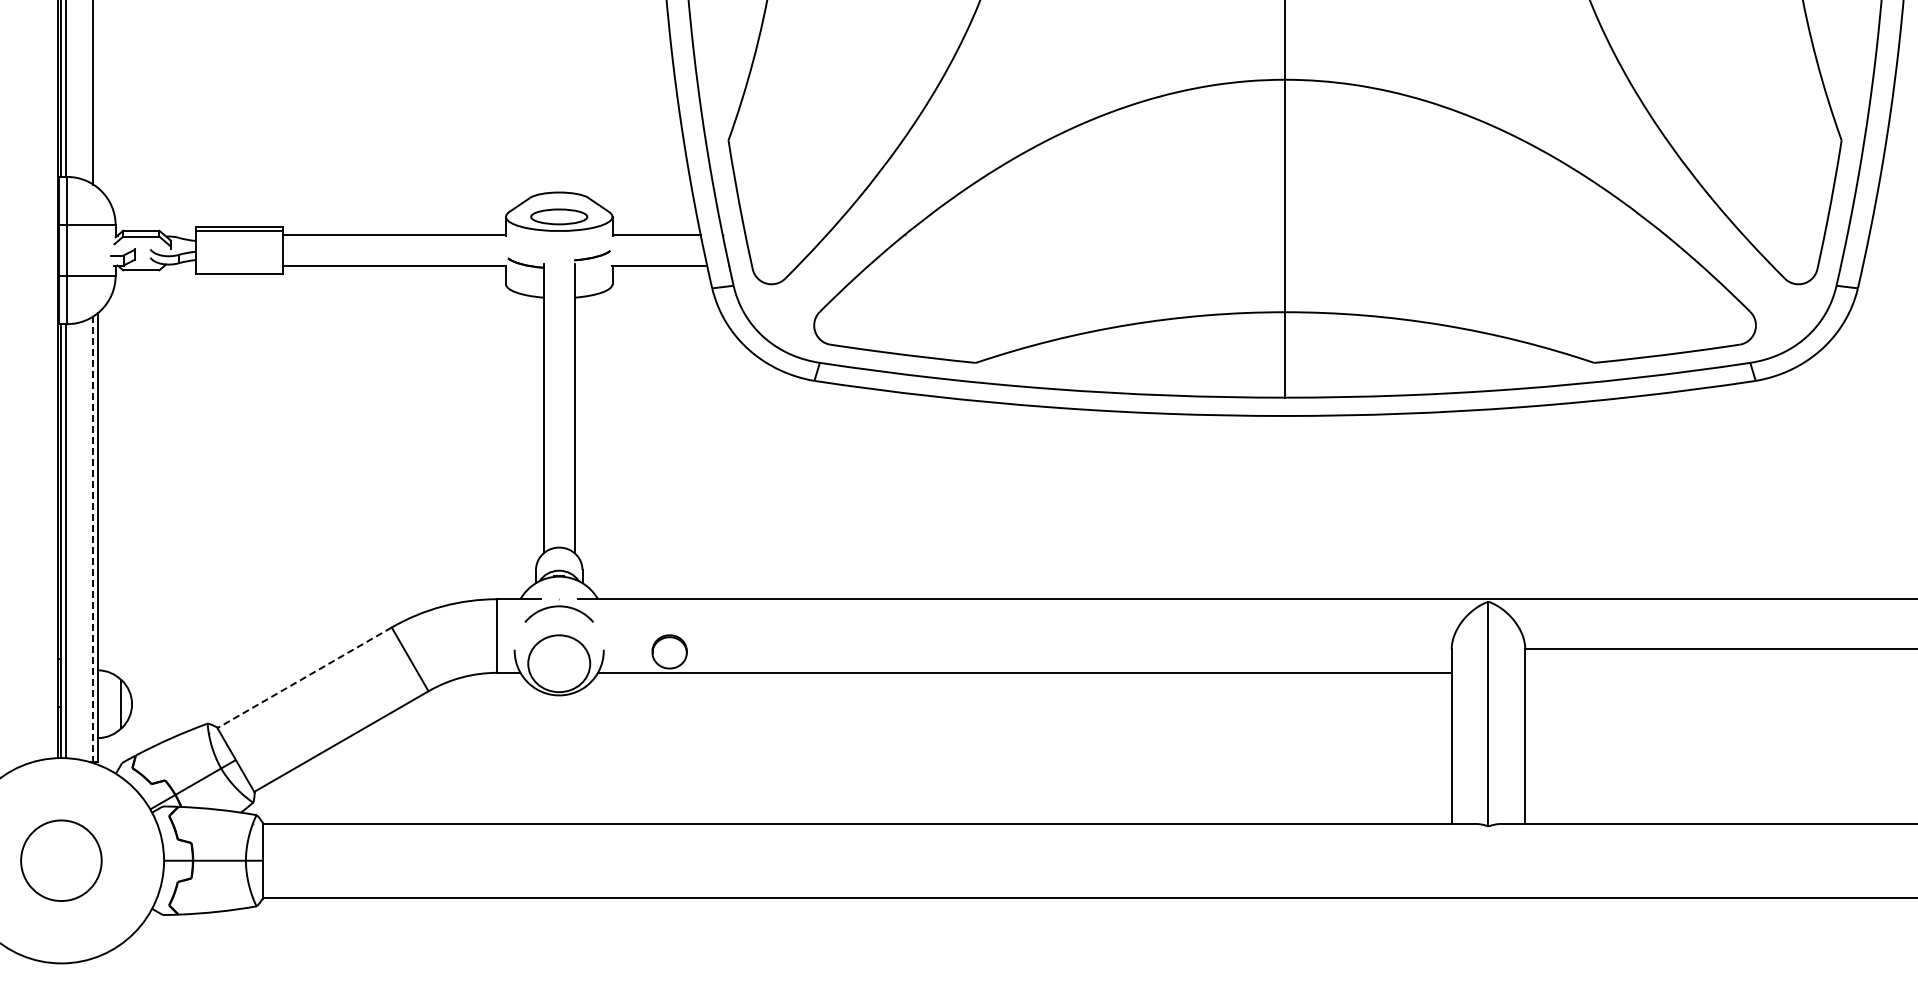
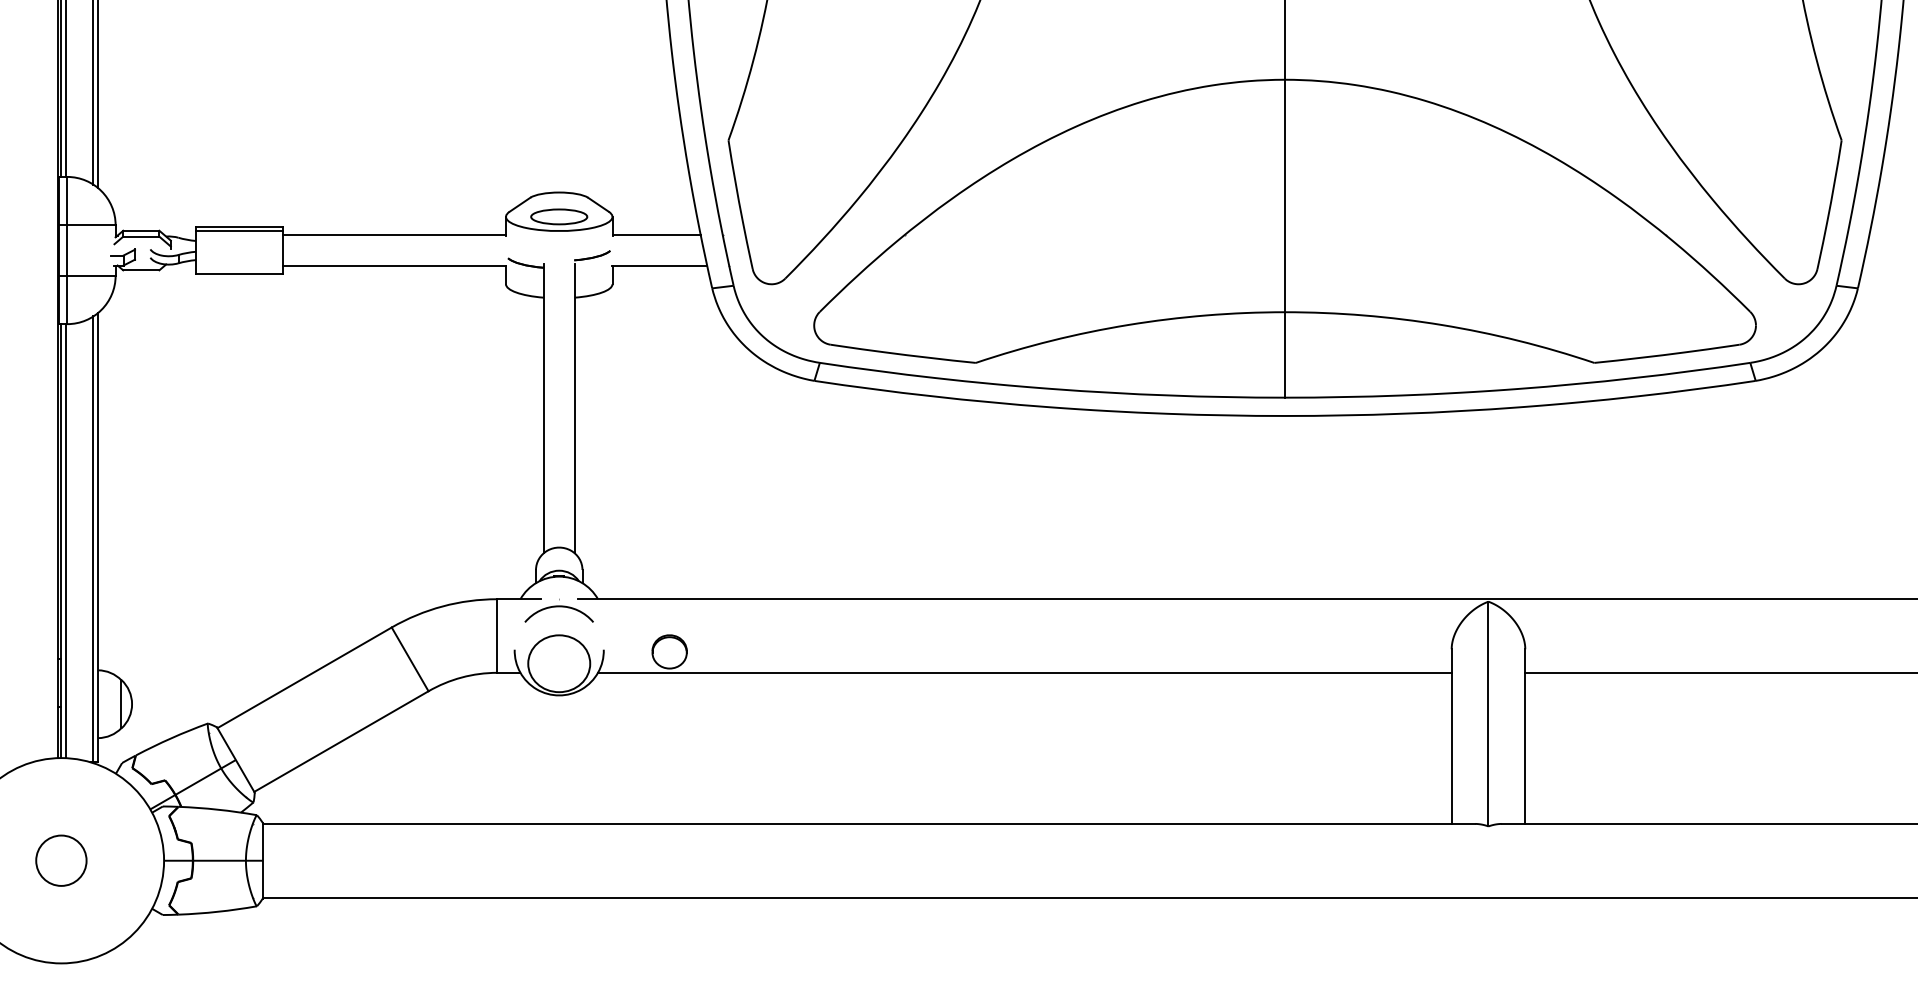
line: none -> present (98, 95)
line: dashed -> solid (93, 539)
line position: (1719, 648) -> (1719, 672) (1719, 672)
line: dashed -> solid (304, 677)
circle diameter: 81 px -> 50 px (61, 860)
